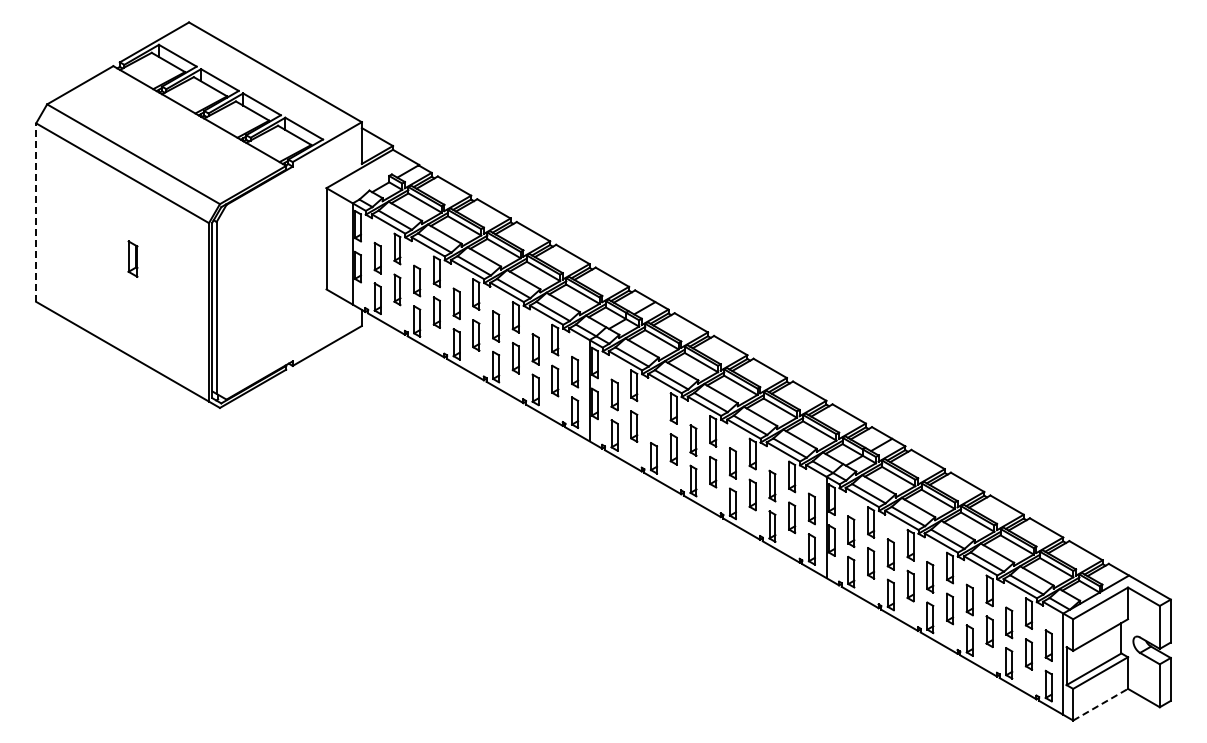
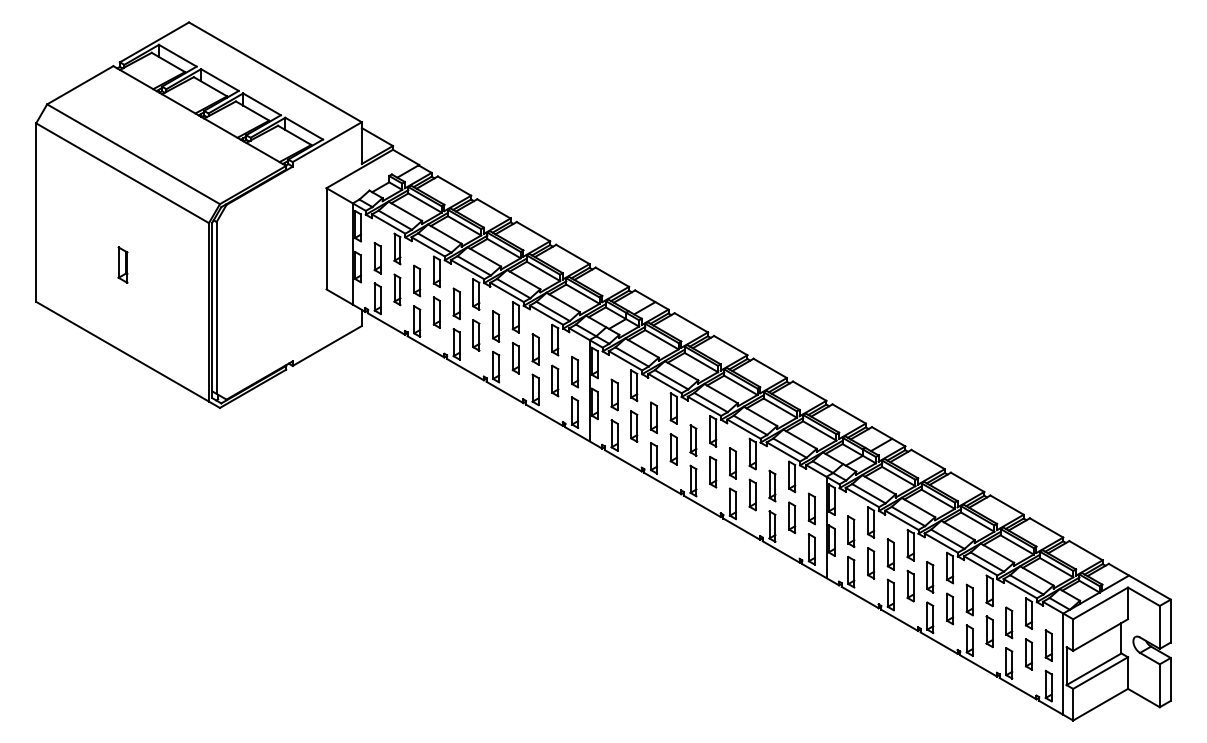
line: dashed -> solid (36, 212)
part position: (132, 258) -> (122, 264) (122, 264)
part: none -> present (653, 417)
line: dashed -> solid (1100, 704)
